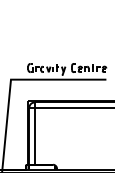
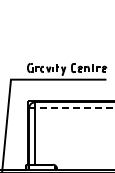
line: solid -> dashed (72, 107)
